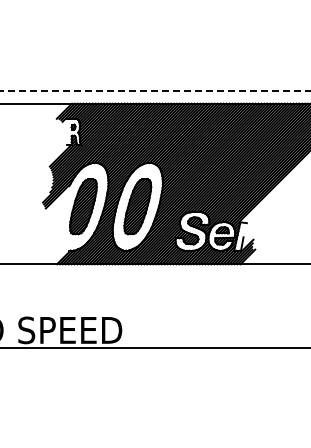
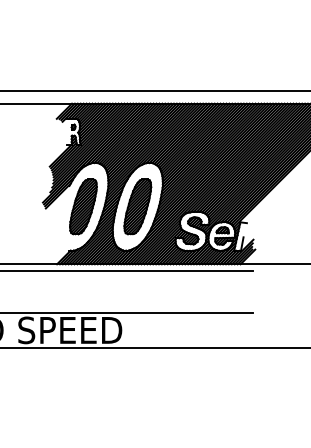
line: dashed -> solid (155, 91)
line: none -> present (127, 270)
line: none -> present (127, 312)
